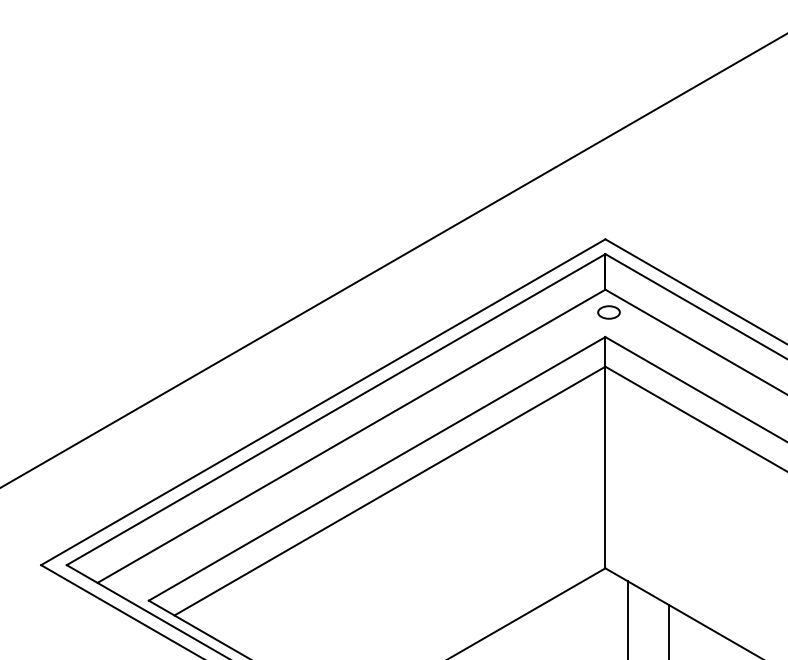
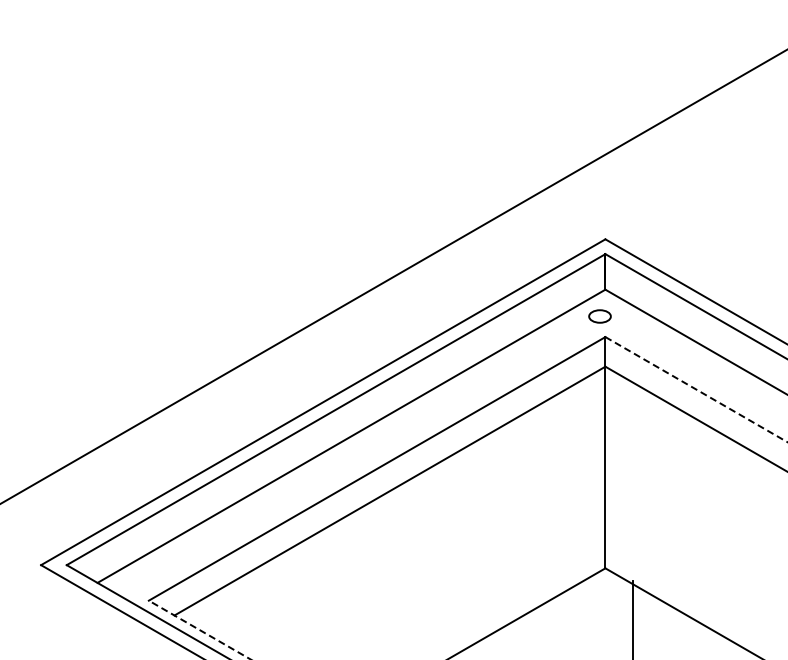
line position: (393, 260) -> (393, 276) (393, 276)
part position: (608, 312) -> (599, 316) (599, 316)
line: solid -> dashed (697, 389)
line position: (627, 618) -> (632, 618) (632, 618)
line: solid -> dashed (199, 630)
line: present -> none (668, 630)
